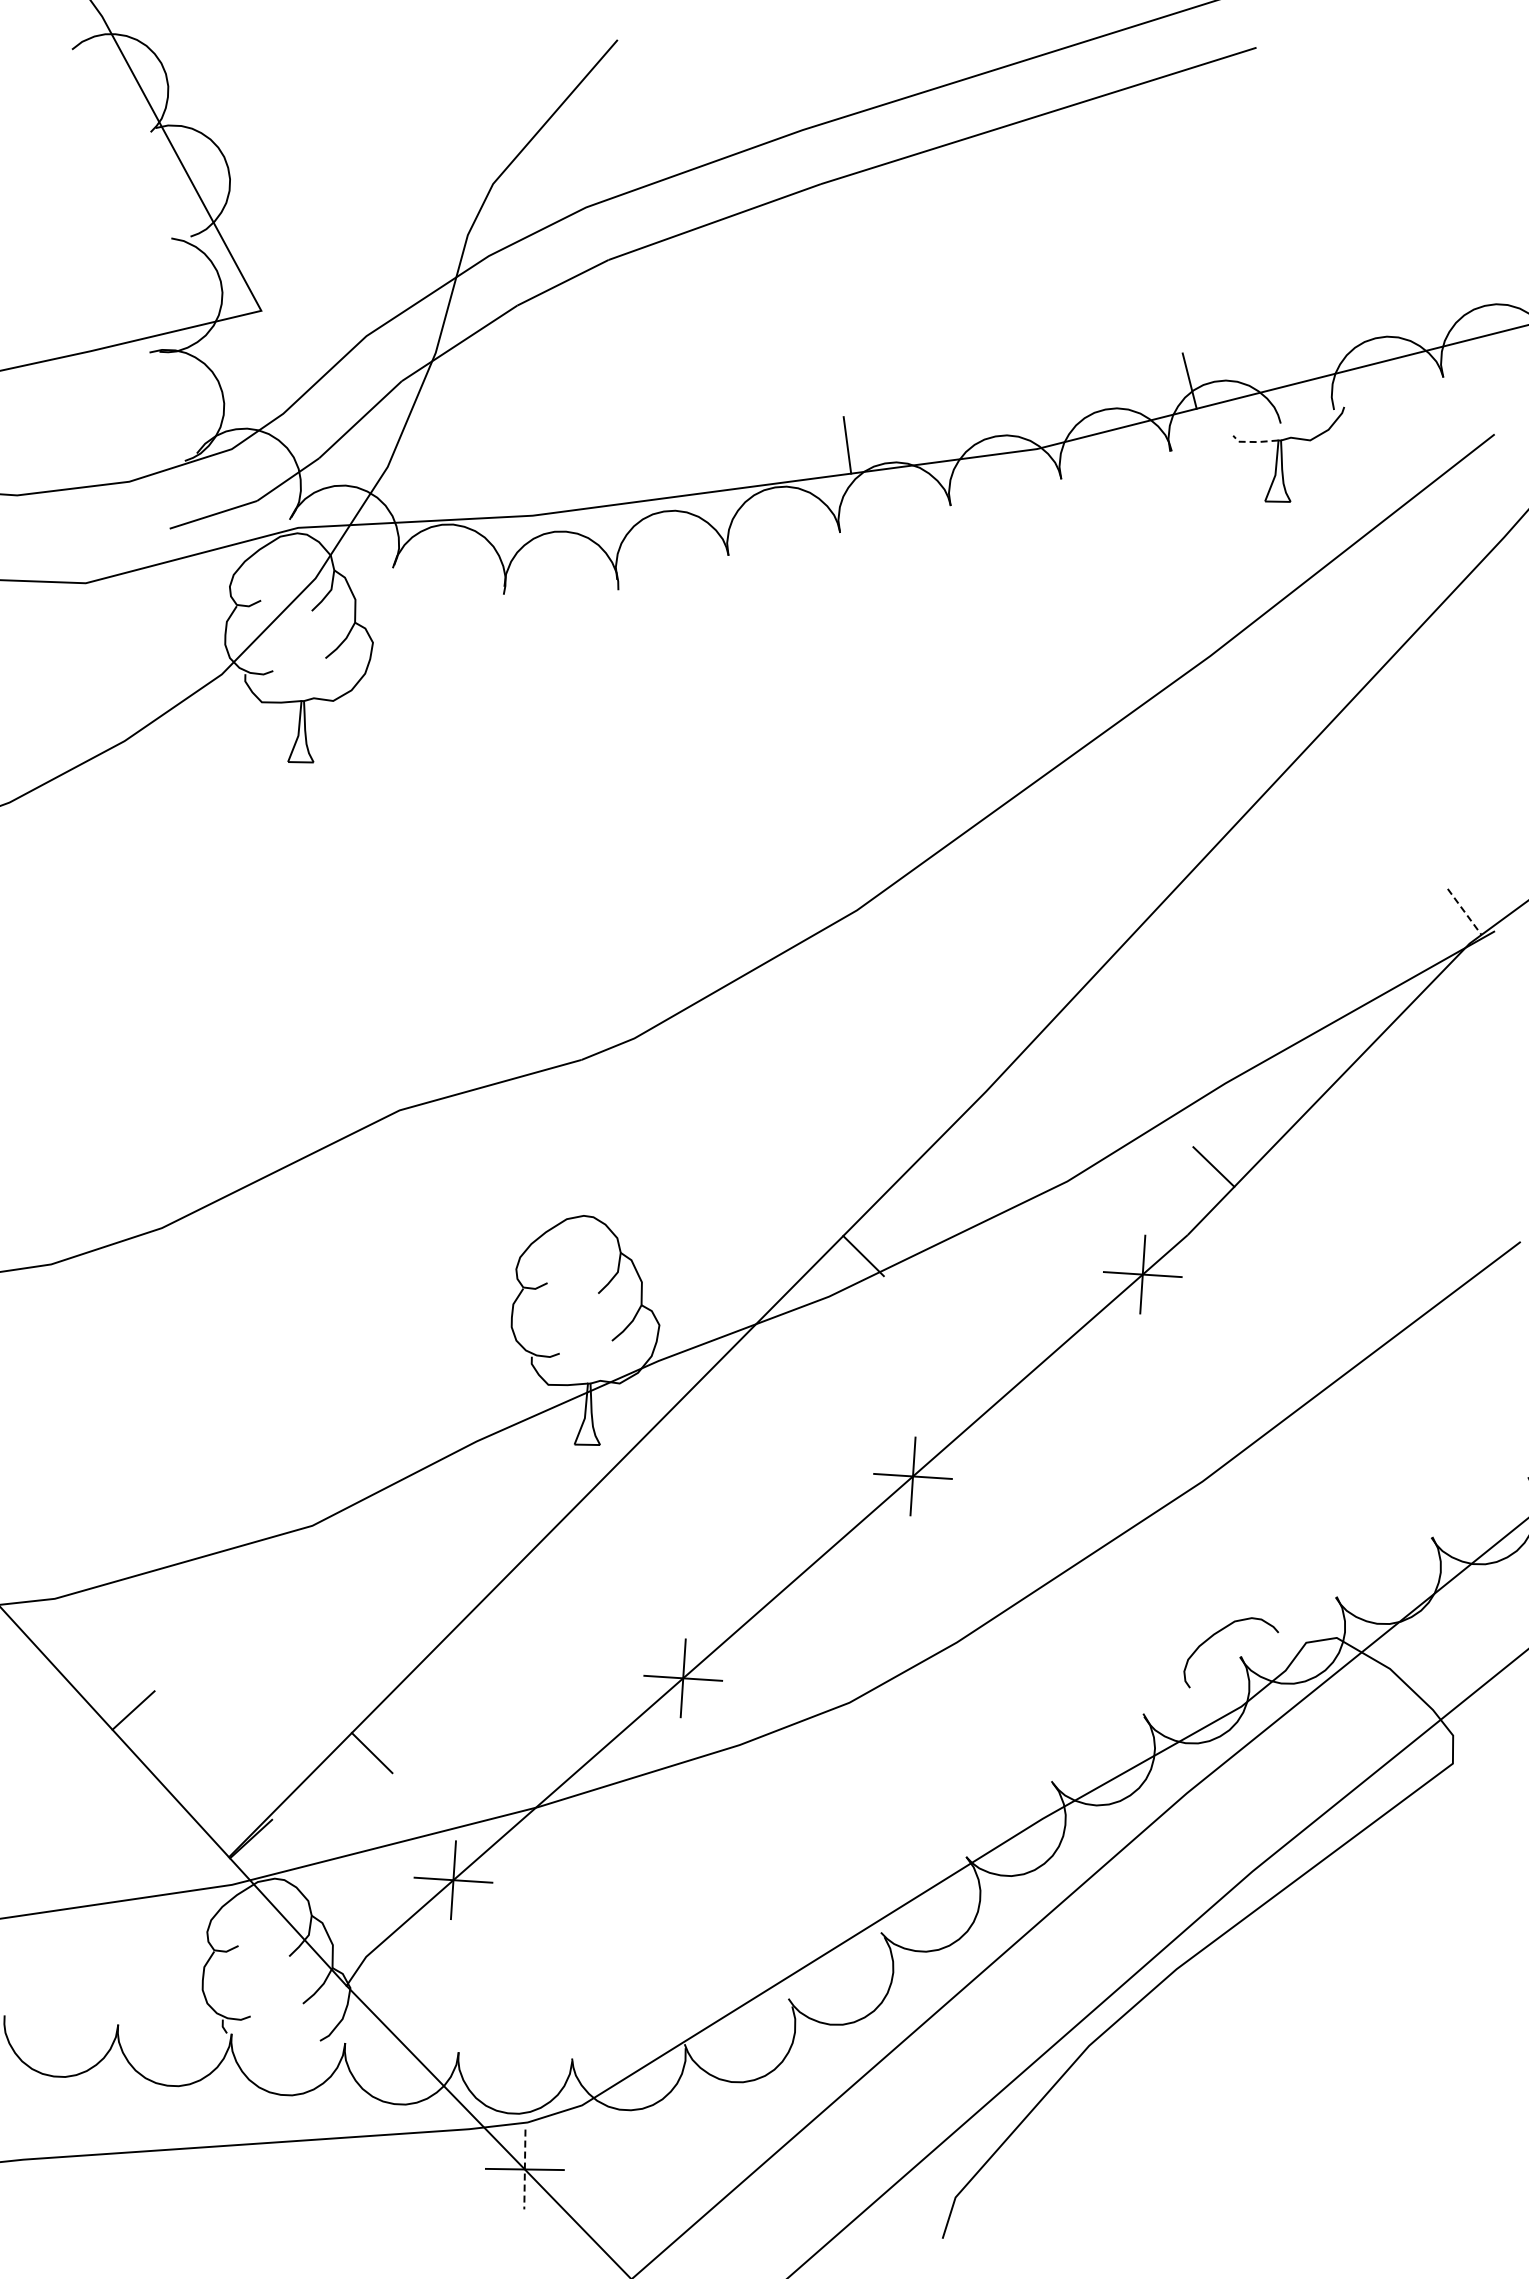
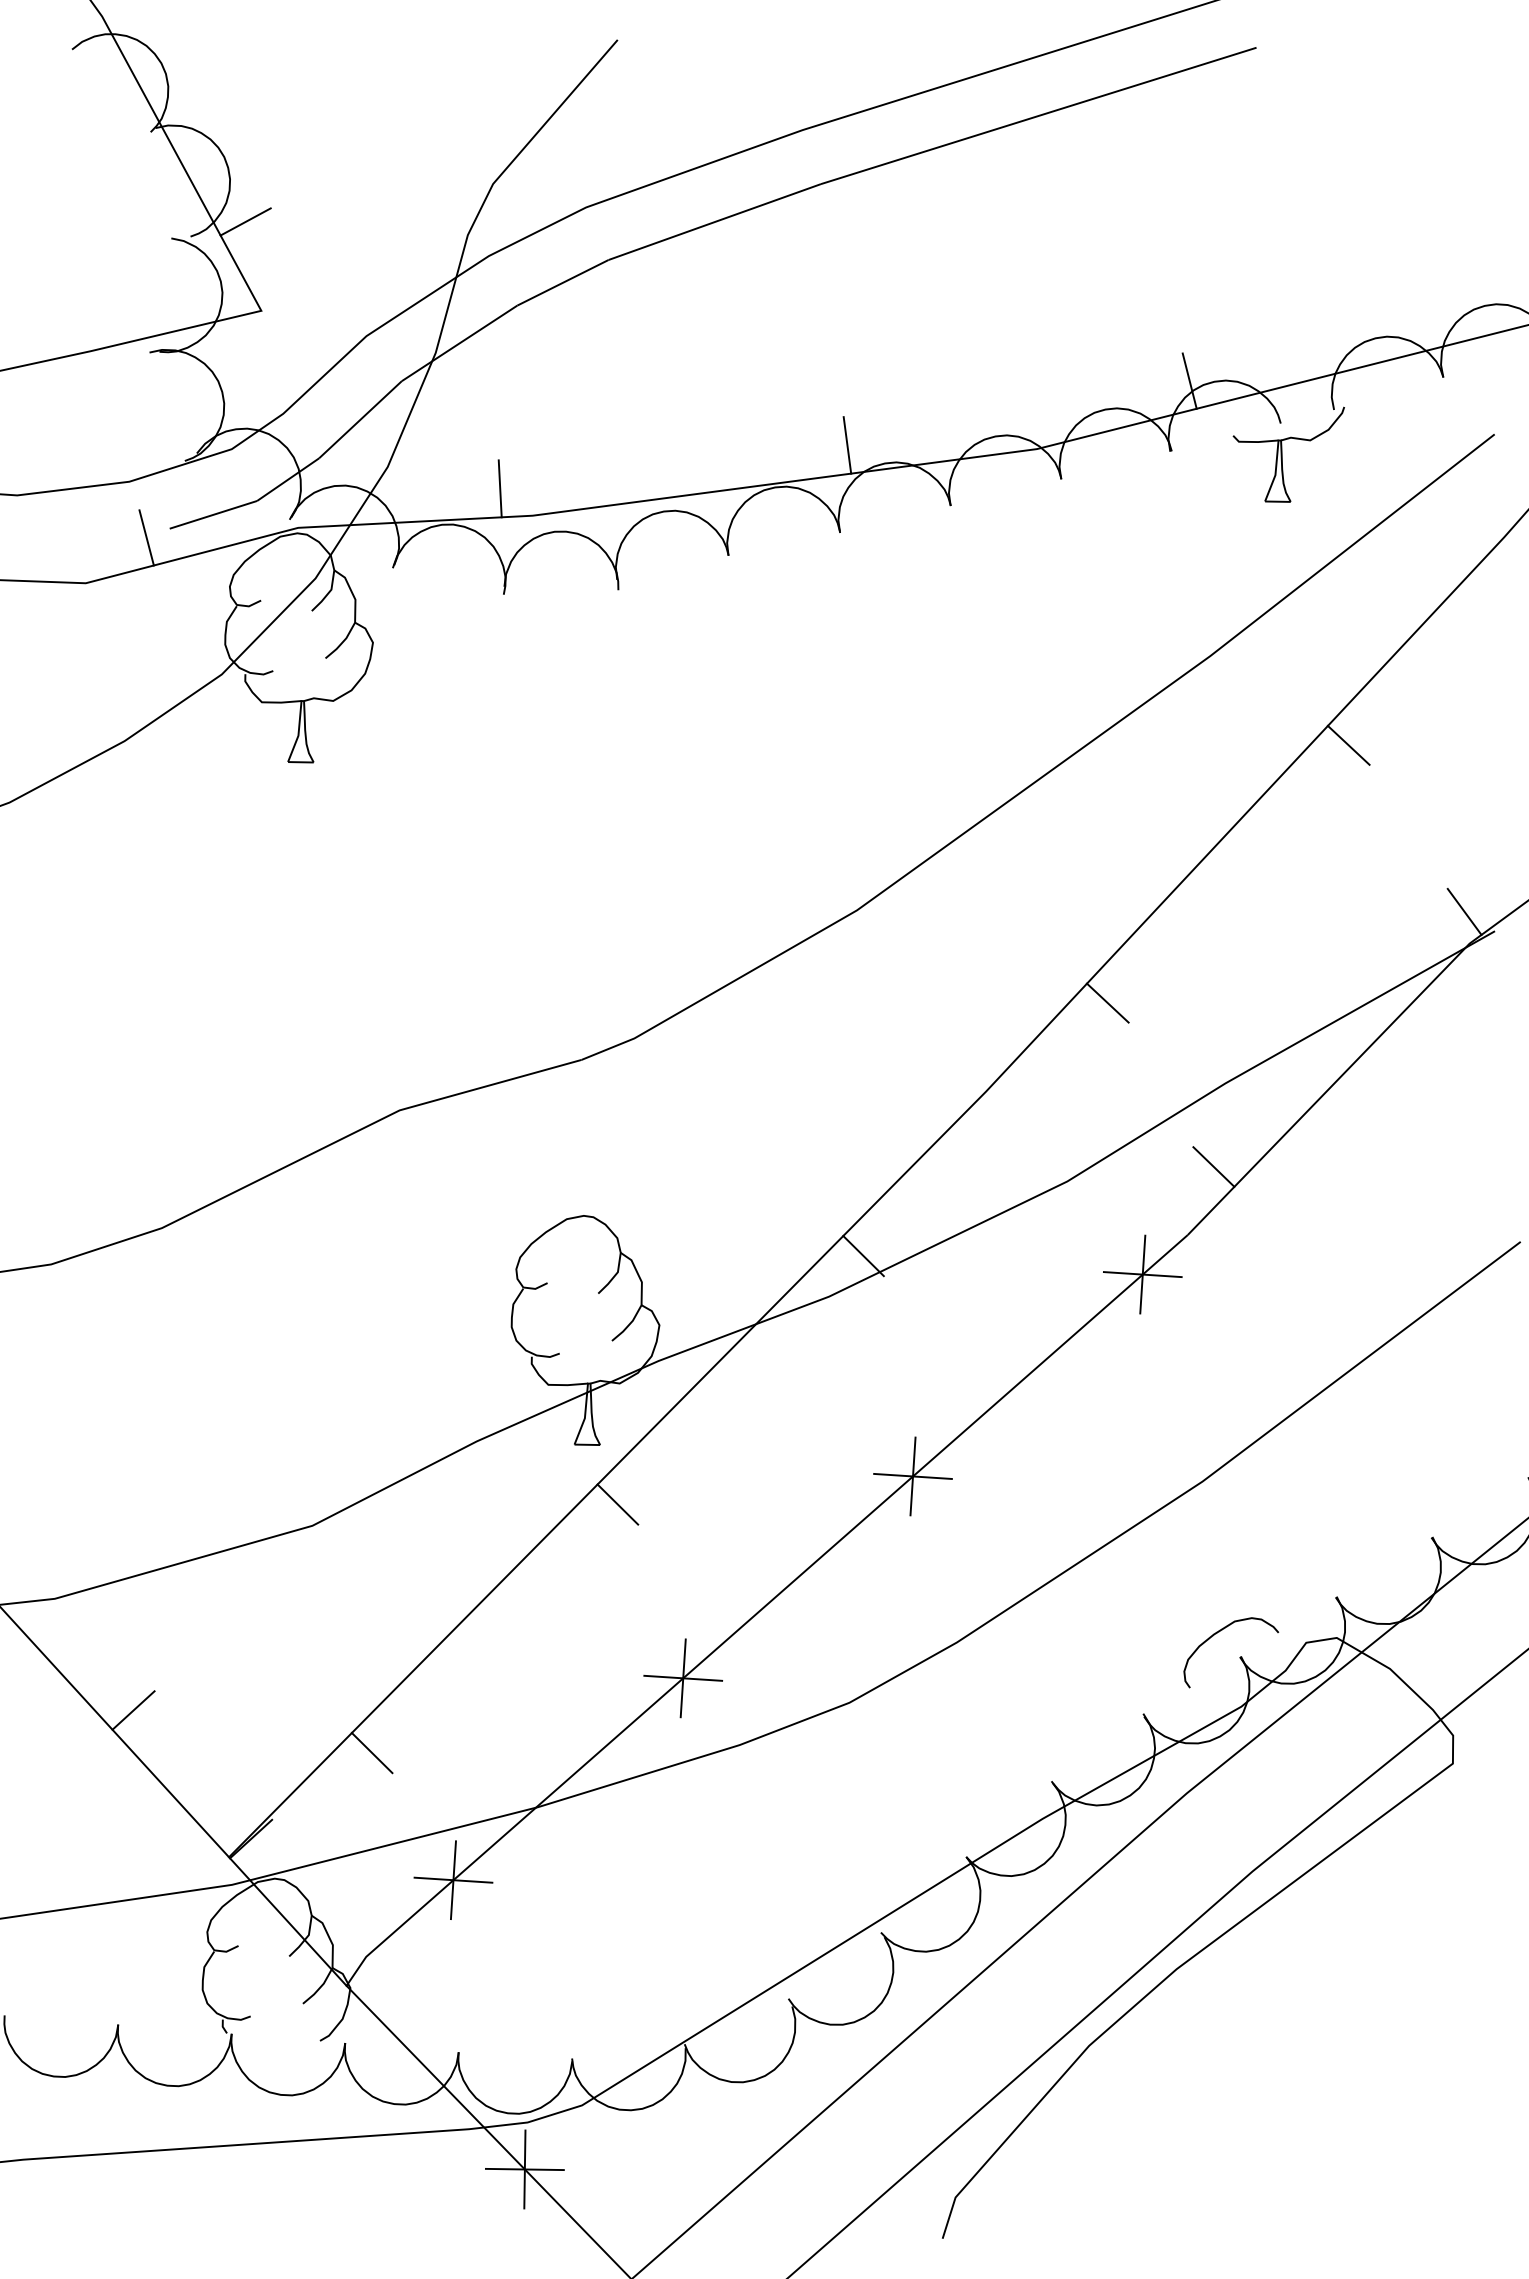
line: none -> present (245, 221)
line: dashed -> solid (1254, 442)
line: none -> present (499, 488)
line: none -> present (146, 537)
line: none -> present (1348, 744)
line: dashed -> solid (1464, 911)
line: none -> present (1107, 1002)
line: none -> present (617, 1504)
line: dashed -> solid (524, 2169)
